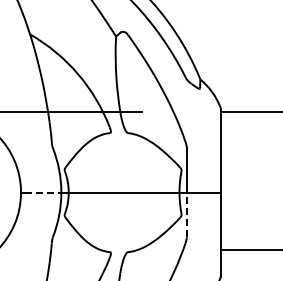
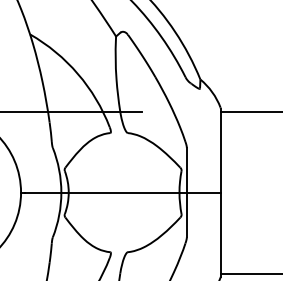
line: dashed -> solid (43, 192)
line: dashed -> solid (186, 214)
line position: (249, 249) -> (249, 273) (249, 273)
